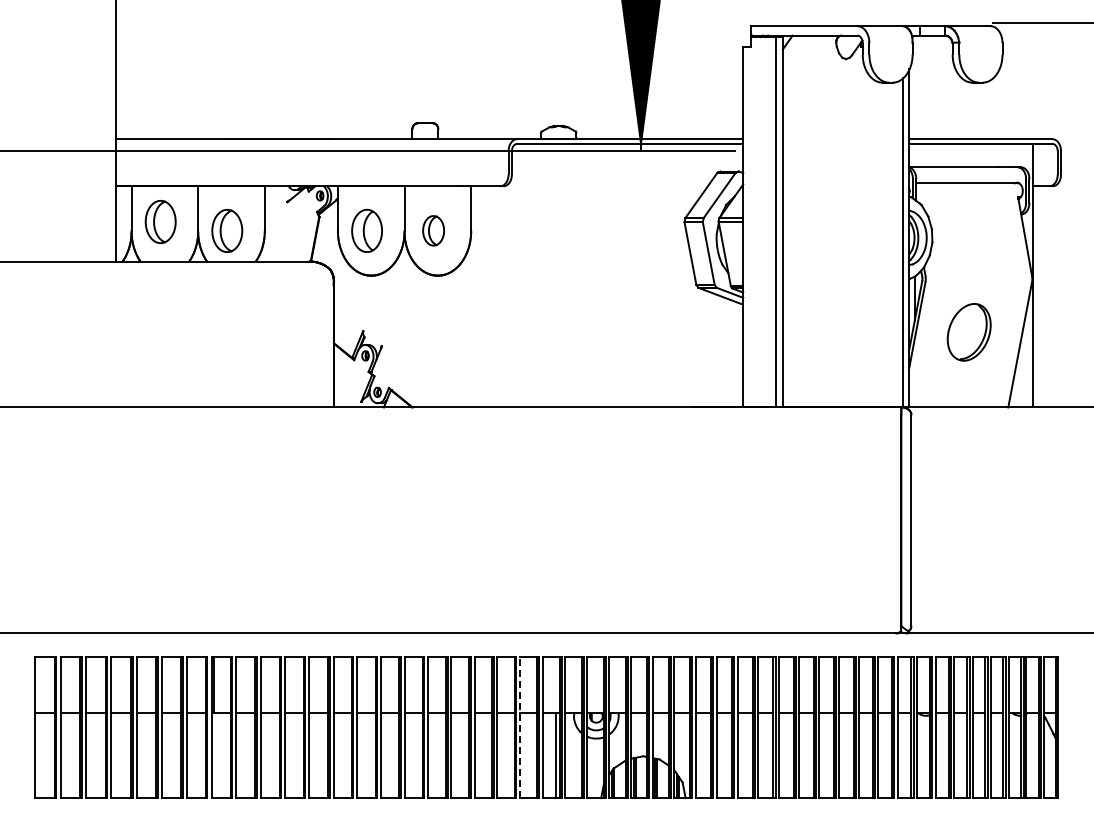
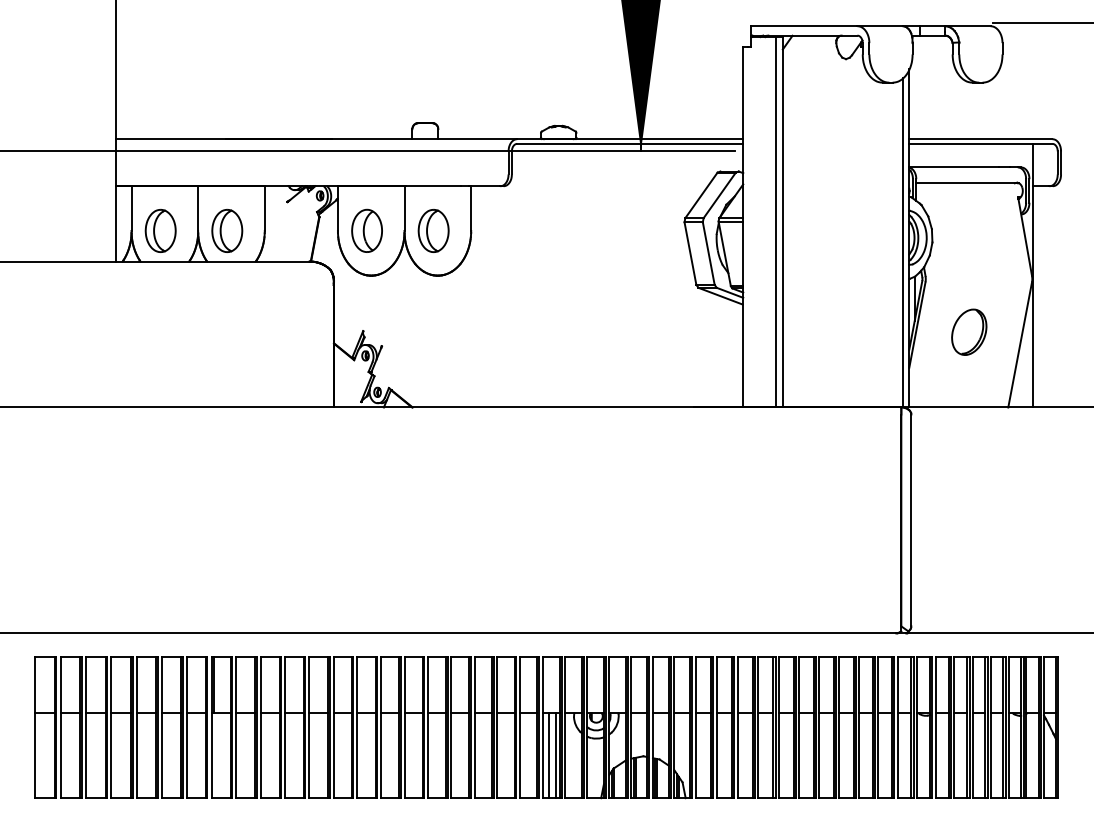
part position: (160, 221) -> (160, 230) (160, 230)
part size: 23x32 px -> 33x45 px (433, 230)
part size: 46x59 px -> 37x48 px (969, 331)
line: dashed -> solid (520, 727)
line: none -> present (549, 755)
